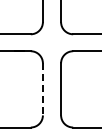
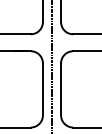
line: none -> present (52, 66)
line: dashed -> solid (42, 89)
